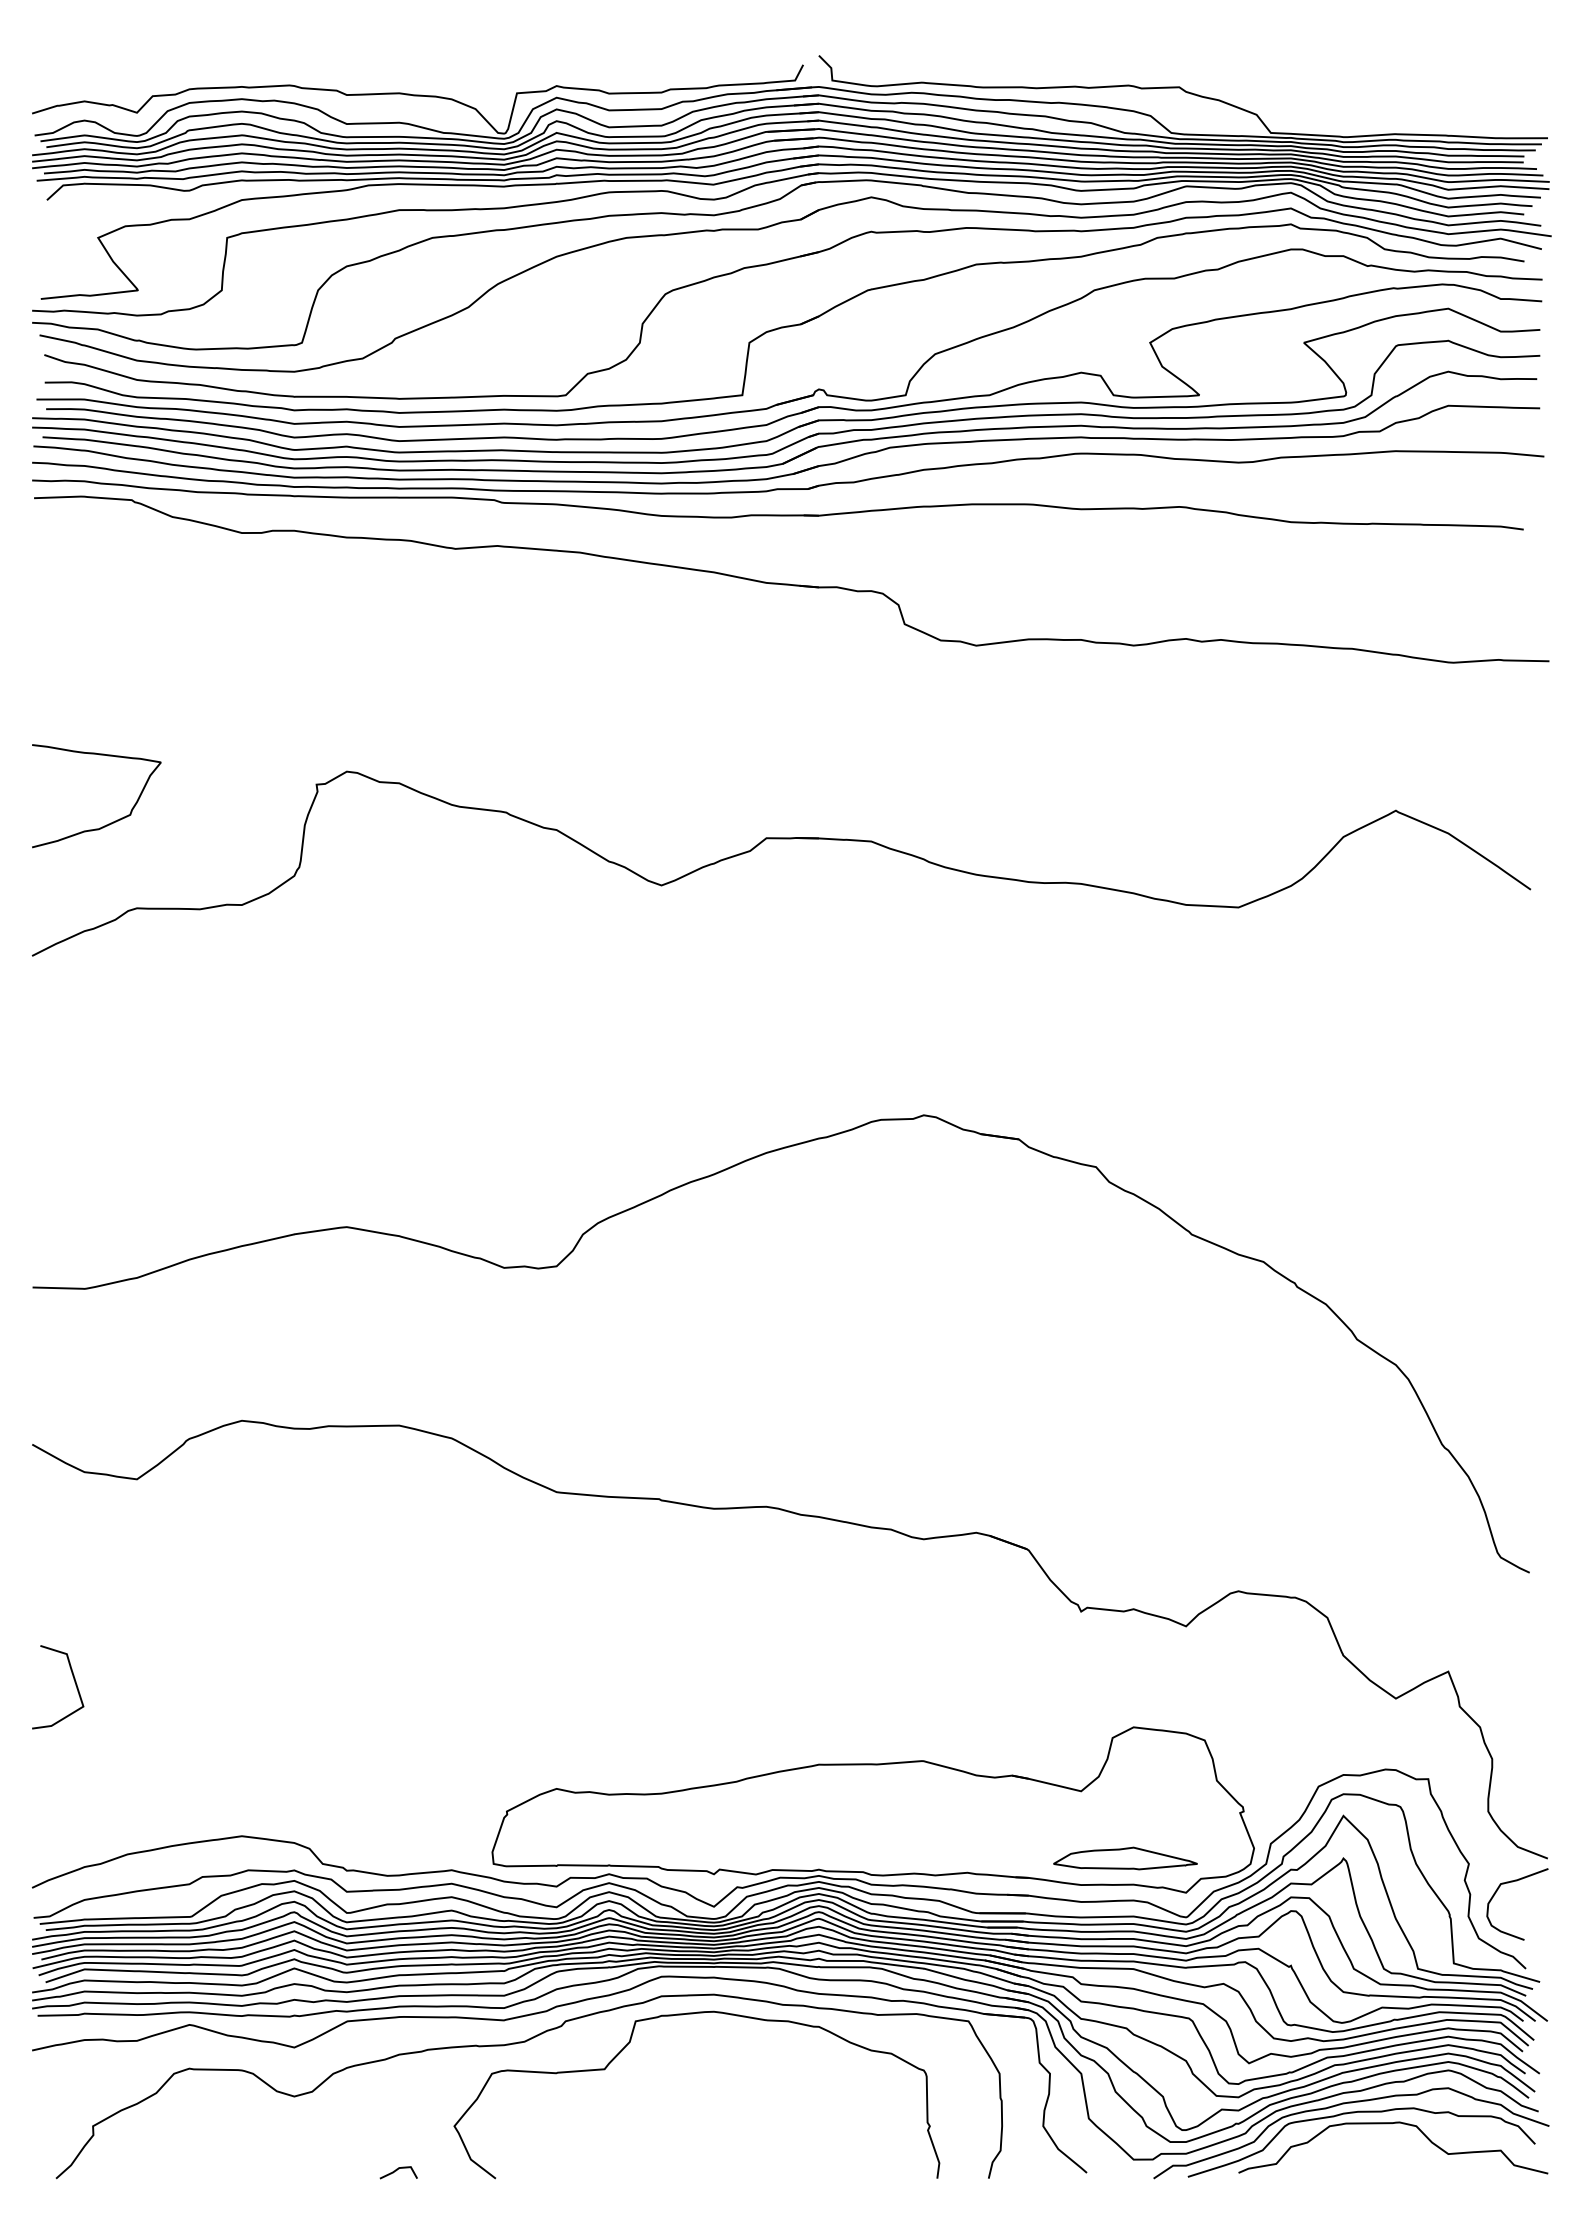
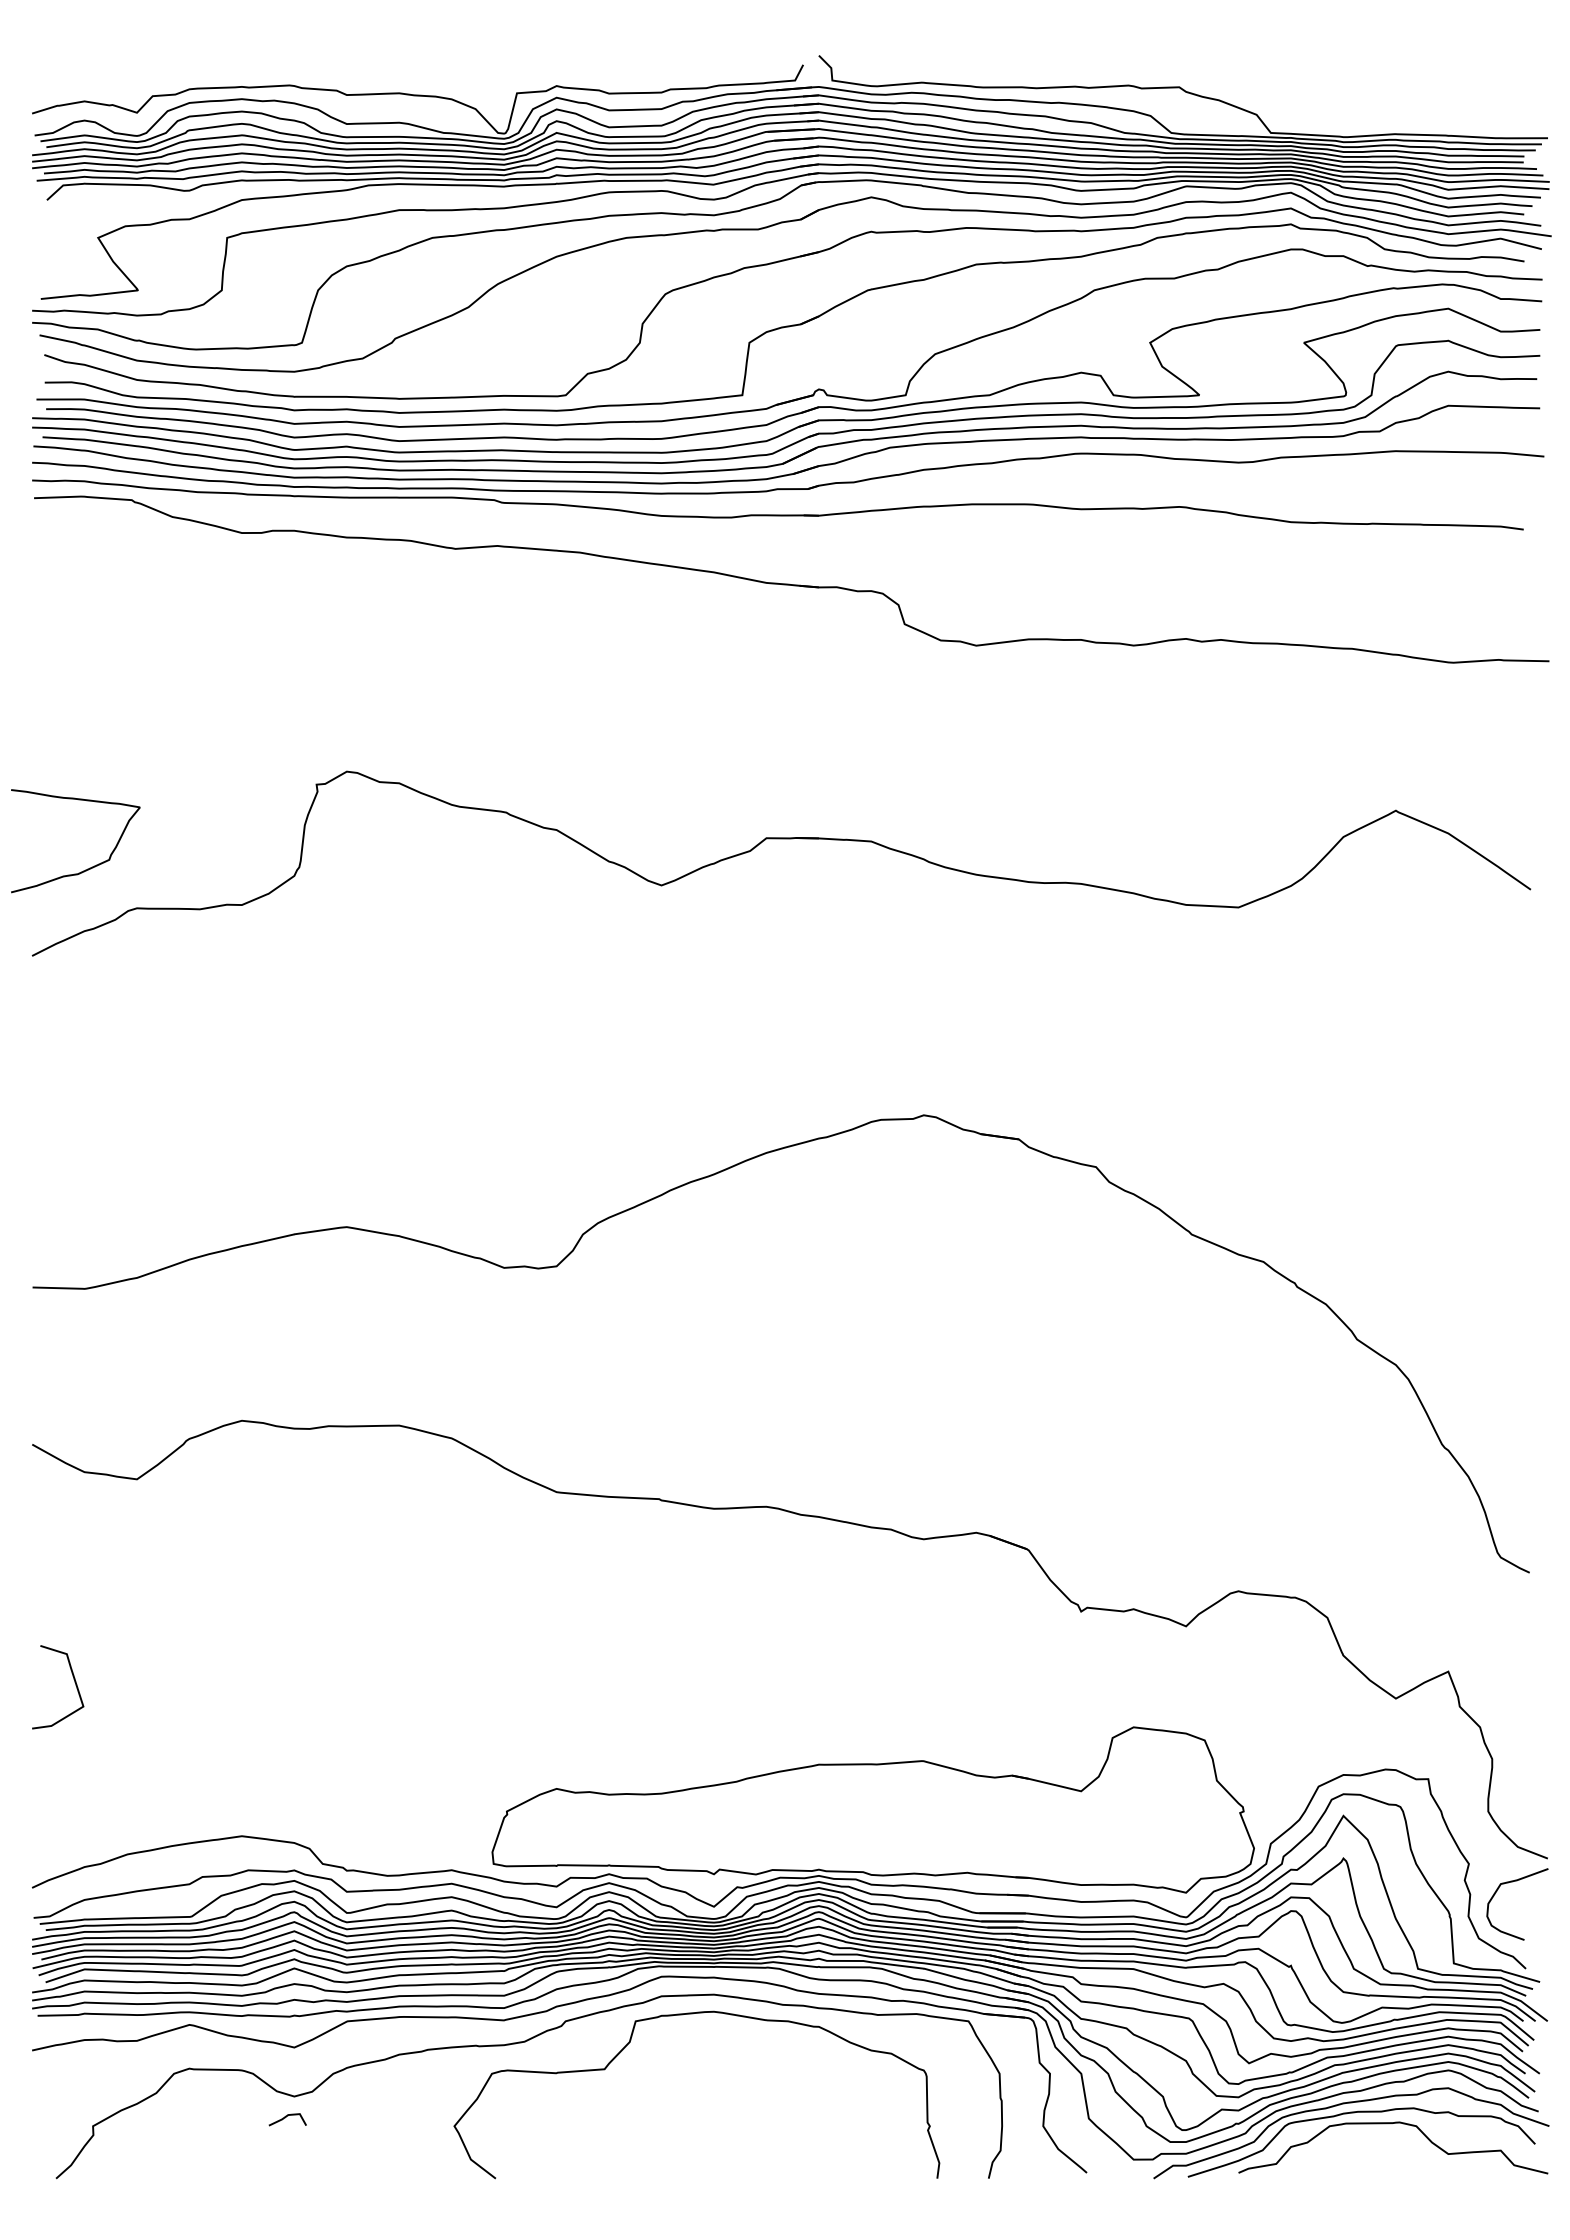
curve position: (110, 822) -> (89, 867) (89, 867)
part: present -> none (1125, 1858)
line position: (397, 2170) -> (286, 2117) (286, 2117)
